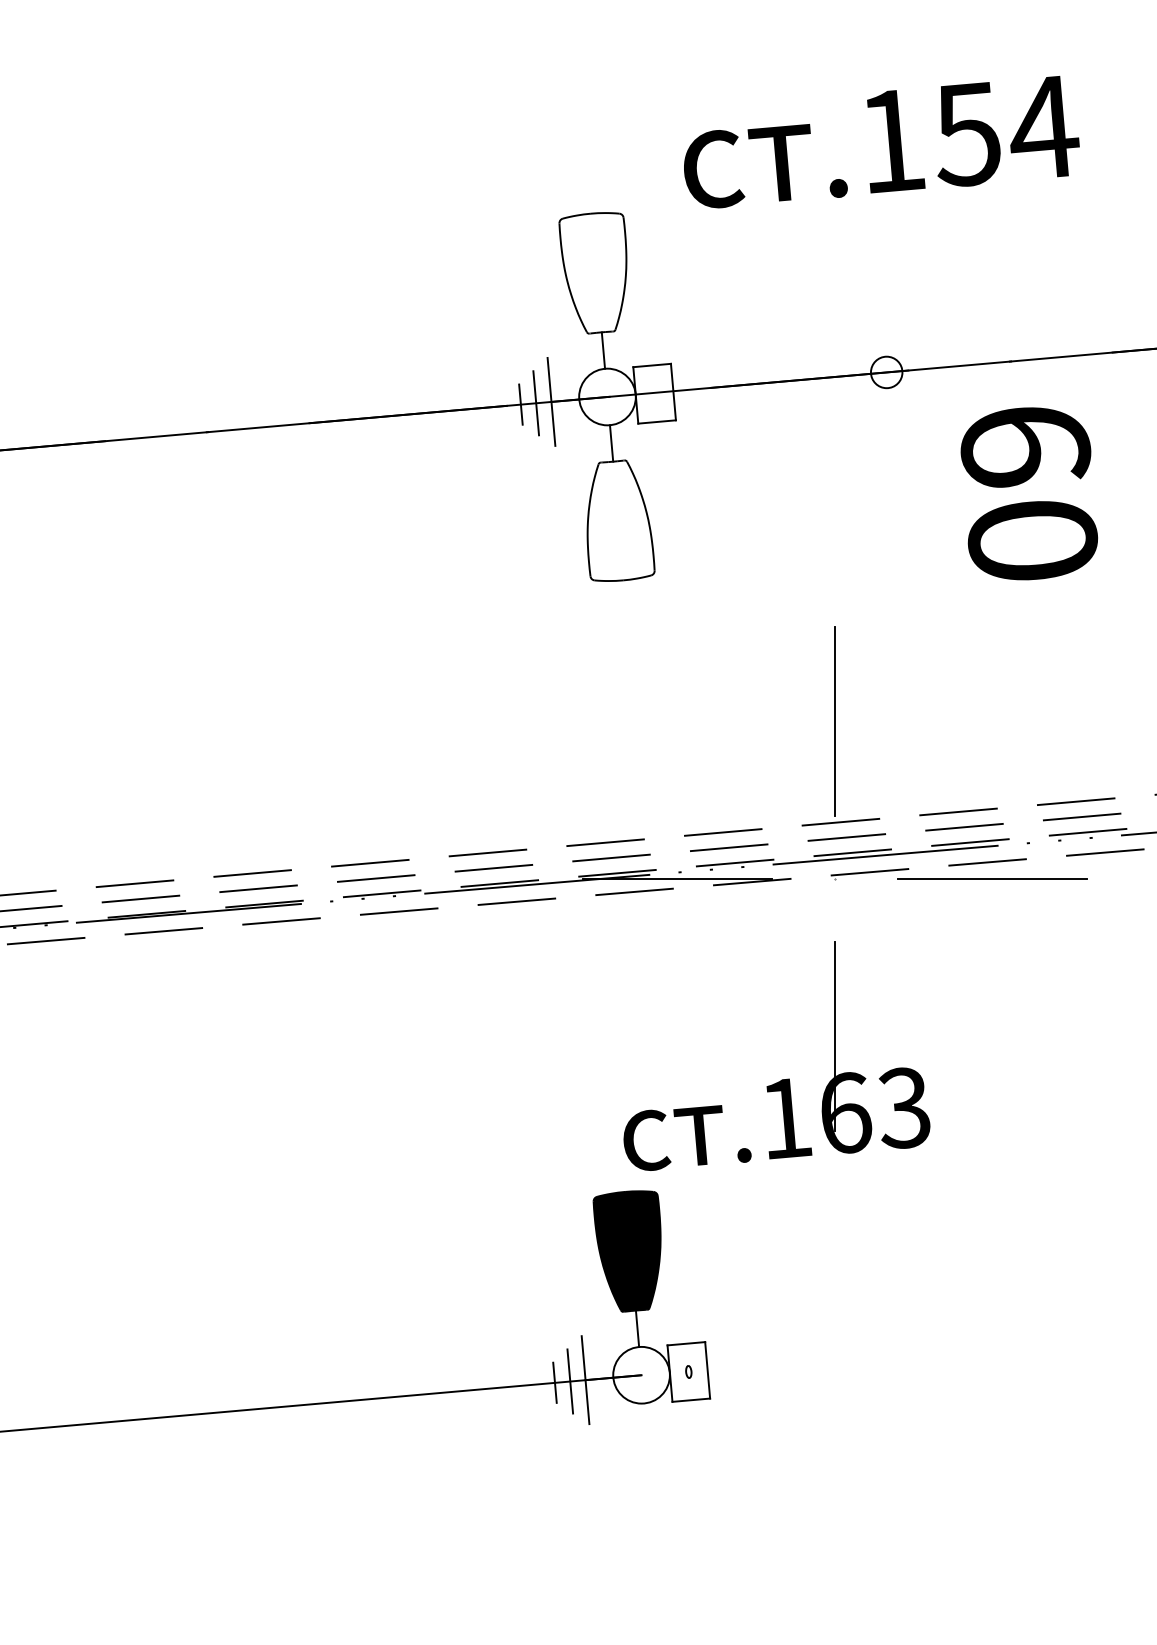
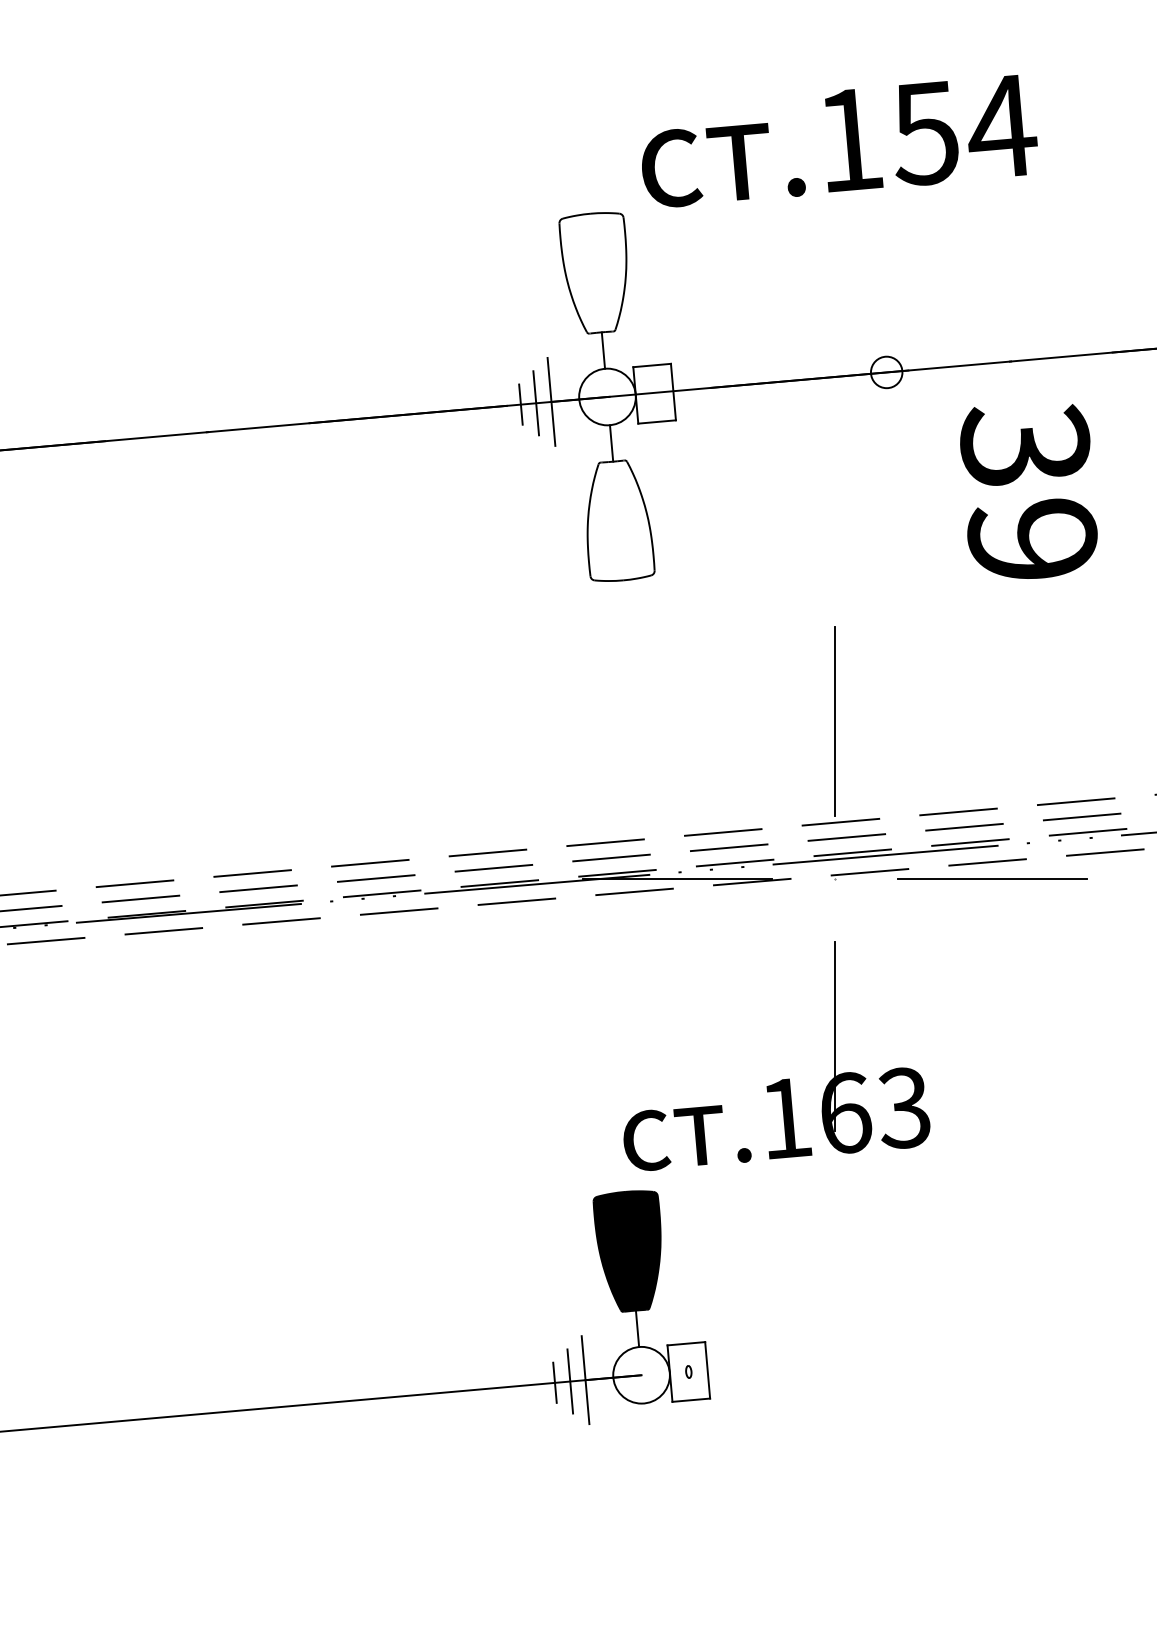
text position: (881, 142) -> (839, 141) (839, 141)
text: 60 -> 39 (1029, 492)
